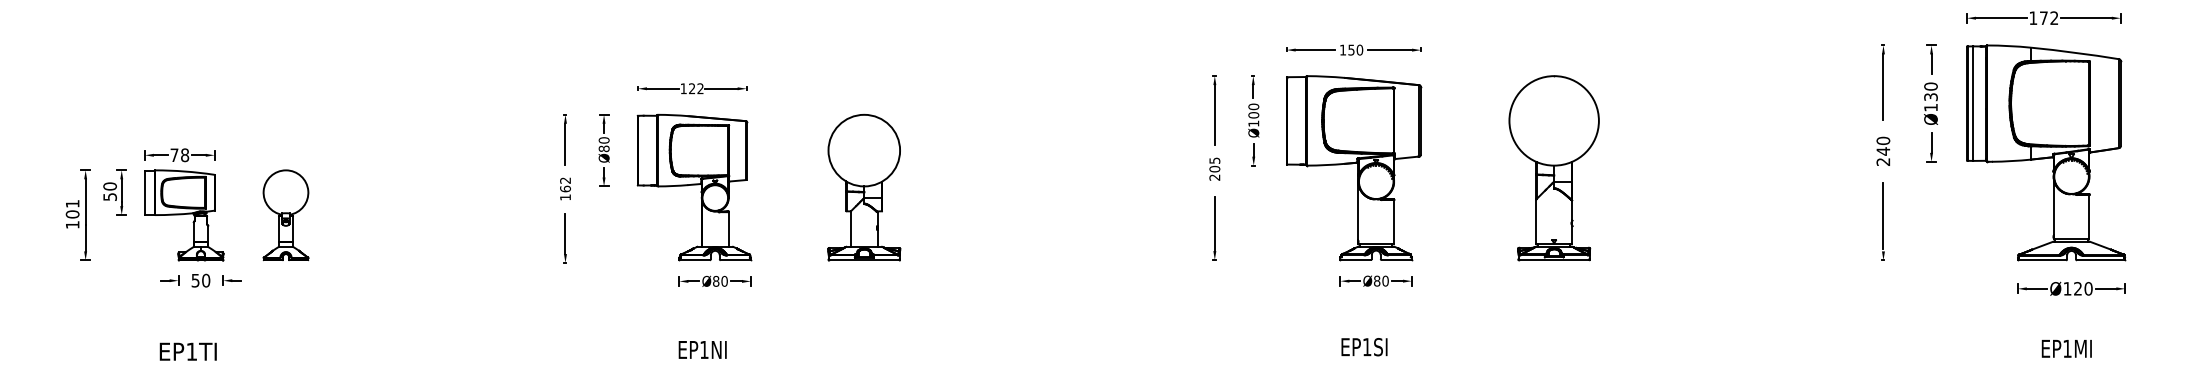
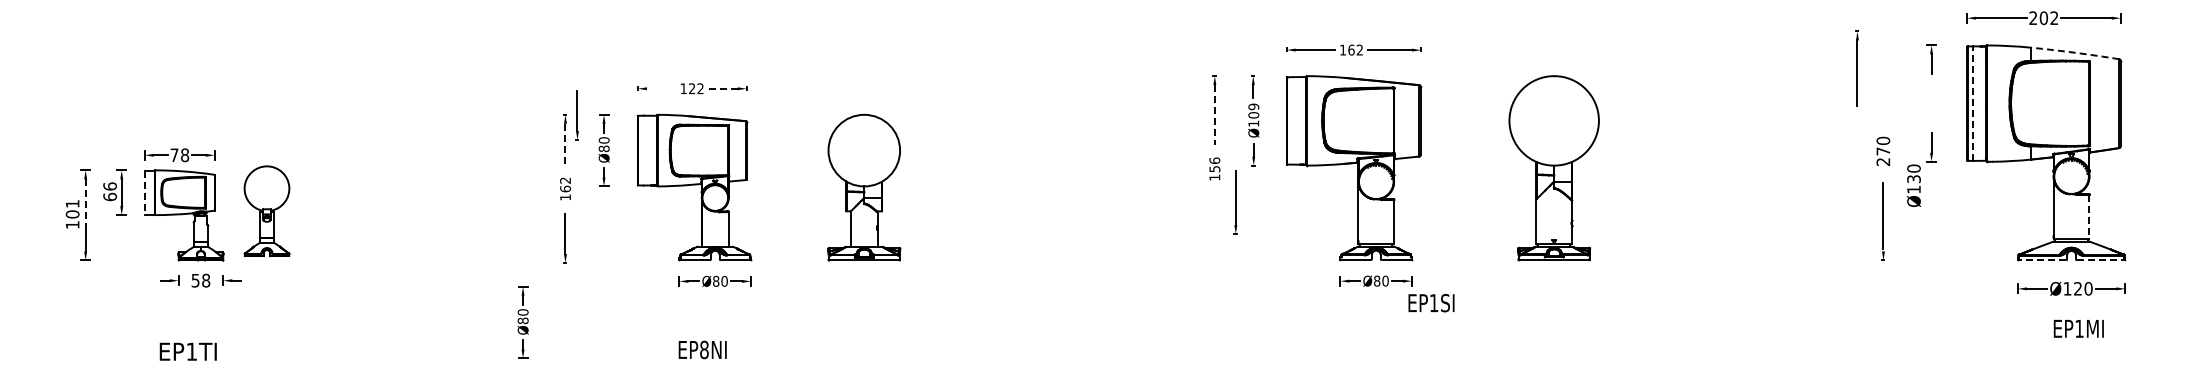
text: 172 -> 202 (2038, 18)
text: 150 -> 162 (1355, 49)
arc: solid -> dashed (2075, 52)
part position: (1882, 82) -> (1856, 68) (1856, 68)
line: present -> none (663, 88)
line: solid -> dashed (720, 88)
text position: (1930, 103) -> (1913, 185) (1913, 185)
line: solid -> dashed (1973, 103)
text: Ø100 -> Ø109 (1253, 106)
line: solid -> dashed (1214, 114)
part: none -> present (576, 115)
line: solid -> dashed (565, 144)
text: 240 -> 270 (1883, 151)
text: 205 -> 156 (1214, 168)
text: 50 -> 66 (109, 191)
line: solid -> dashed (144, 192)
line: solid -> dashed (85, 202)
part position: (285, 215) -> (266, 211) (266, 211)
line: solid -> dashed (2089, 217)
part position: (1214, 228) -> (1235, 202) (1235, 202)
line: solid -> dashed (2041, 260)
line: solid -> dashed (2101, 260)
text: 50 -> 58 (206, 280)
part: none -> present (522, 322)
text position: (1364, 347) -> (1431, 303) (1431, 303)
text position: (2066, 348) -> (2078, 328) (2078, 328)
text: EP1NI -> EP8NI (704, 349)
